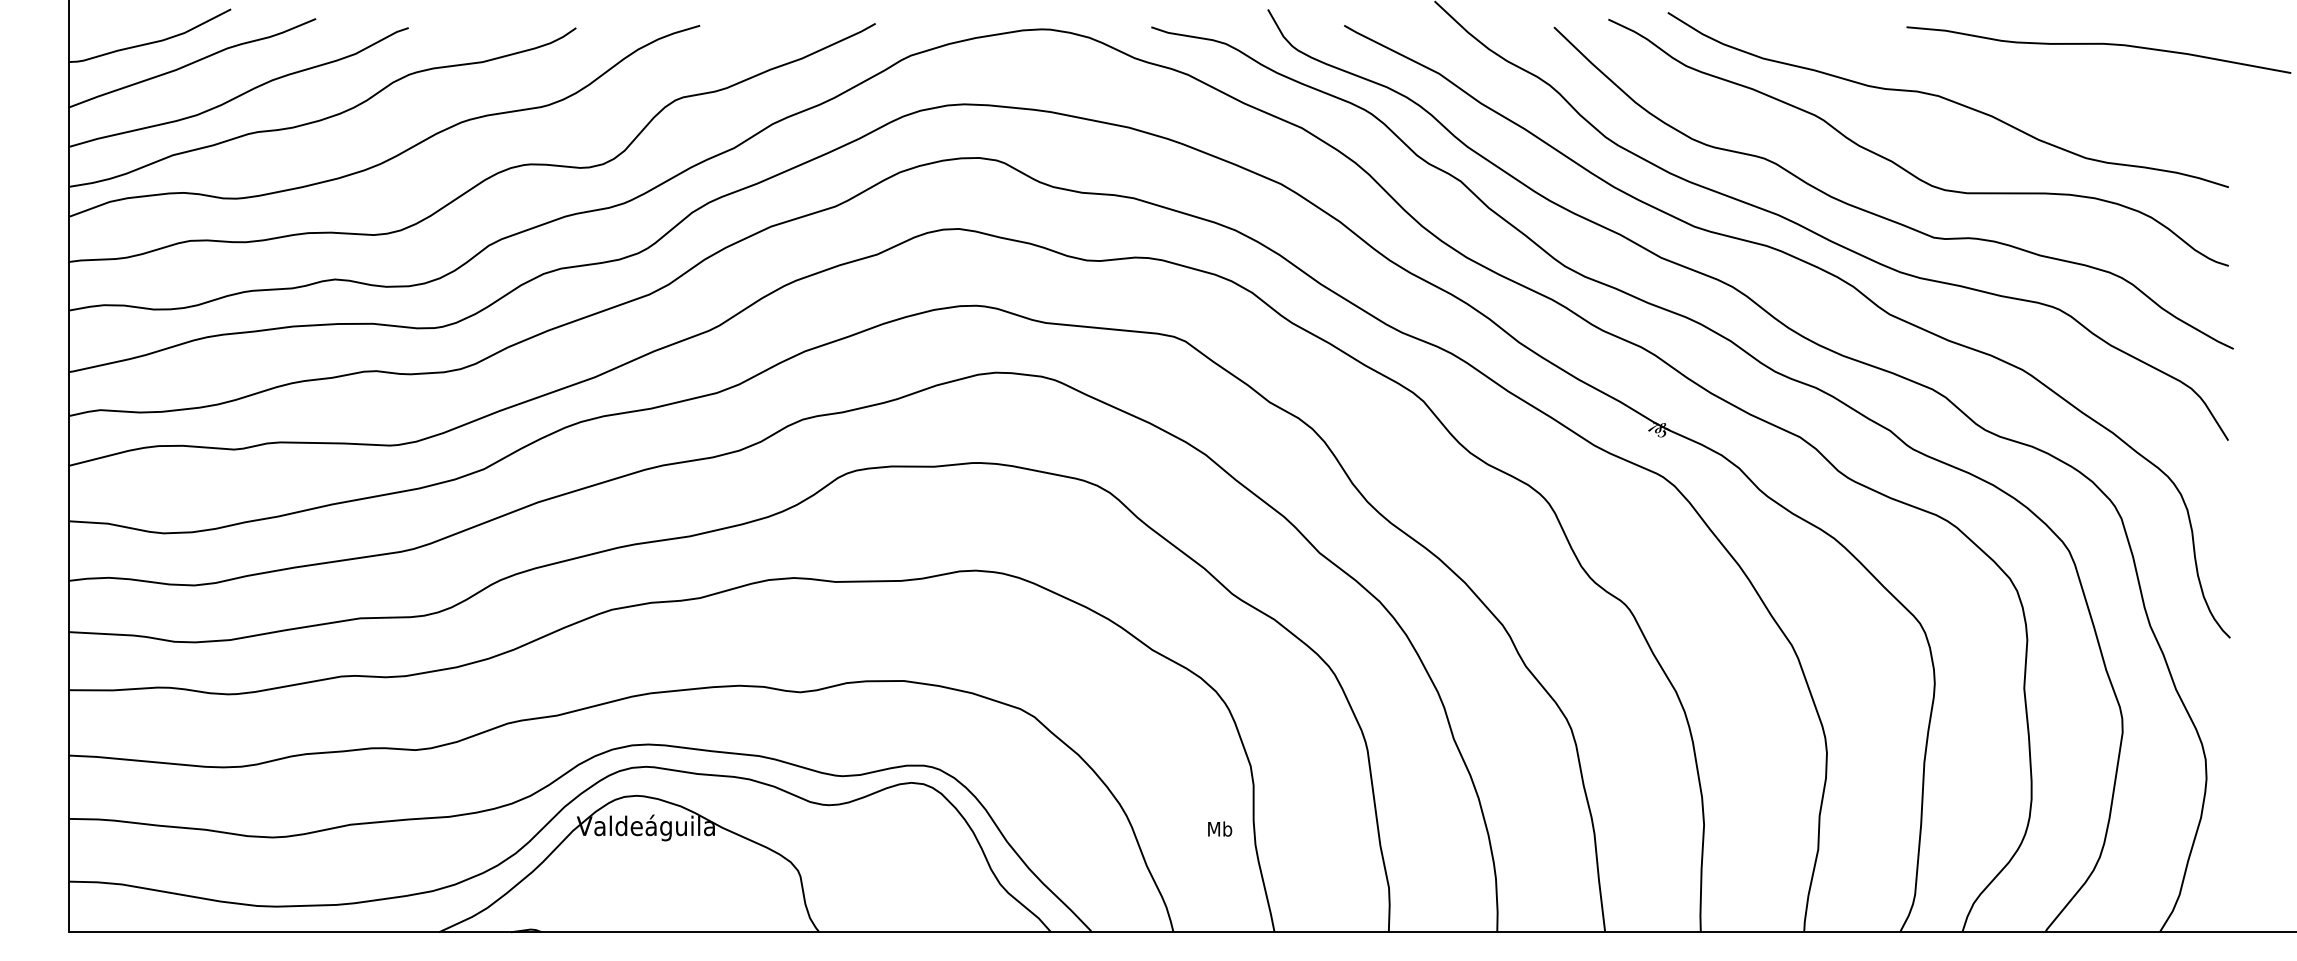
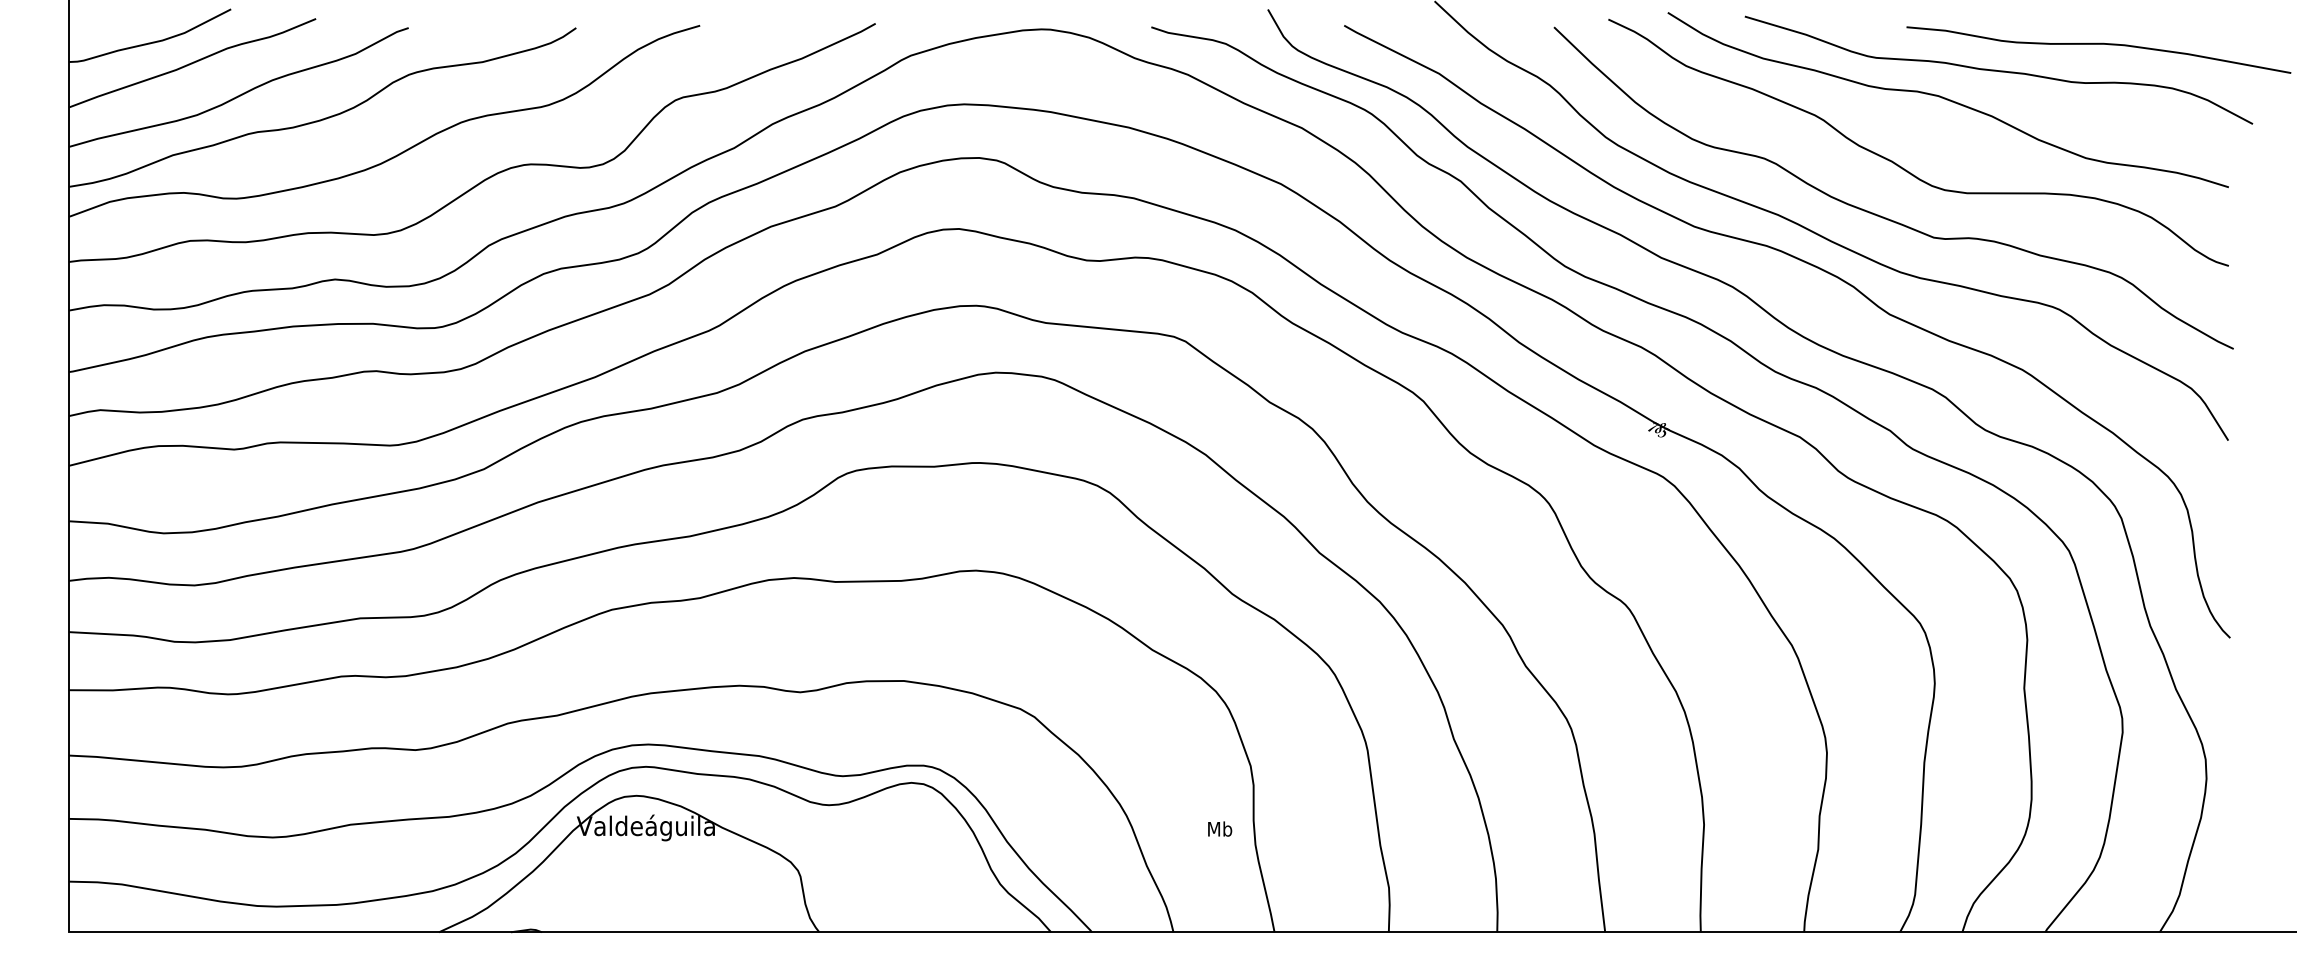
curve: none -> present (1998, 70)
